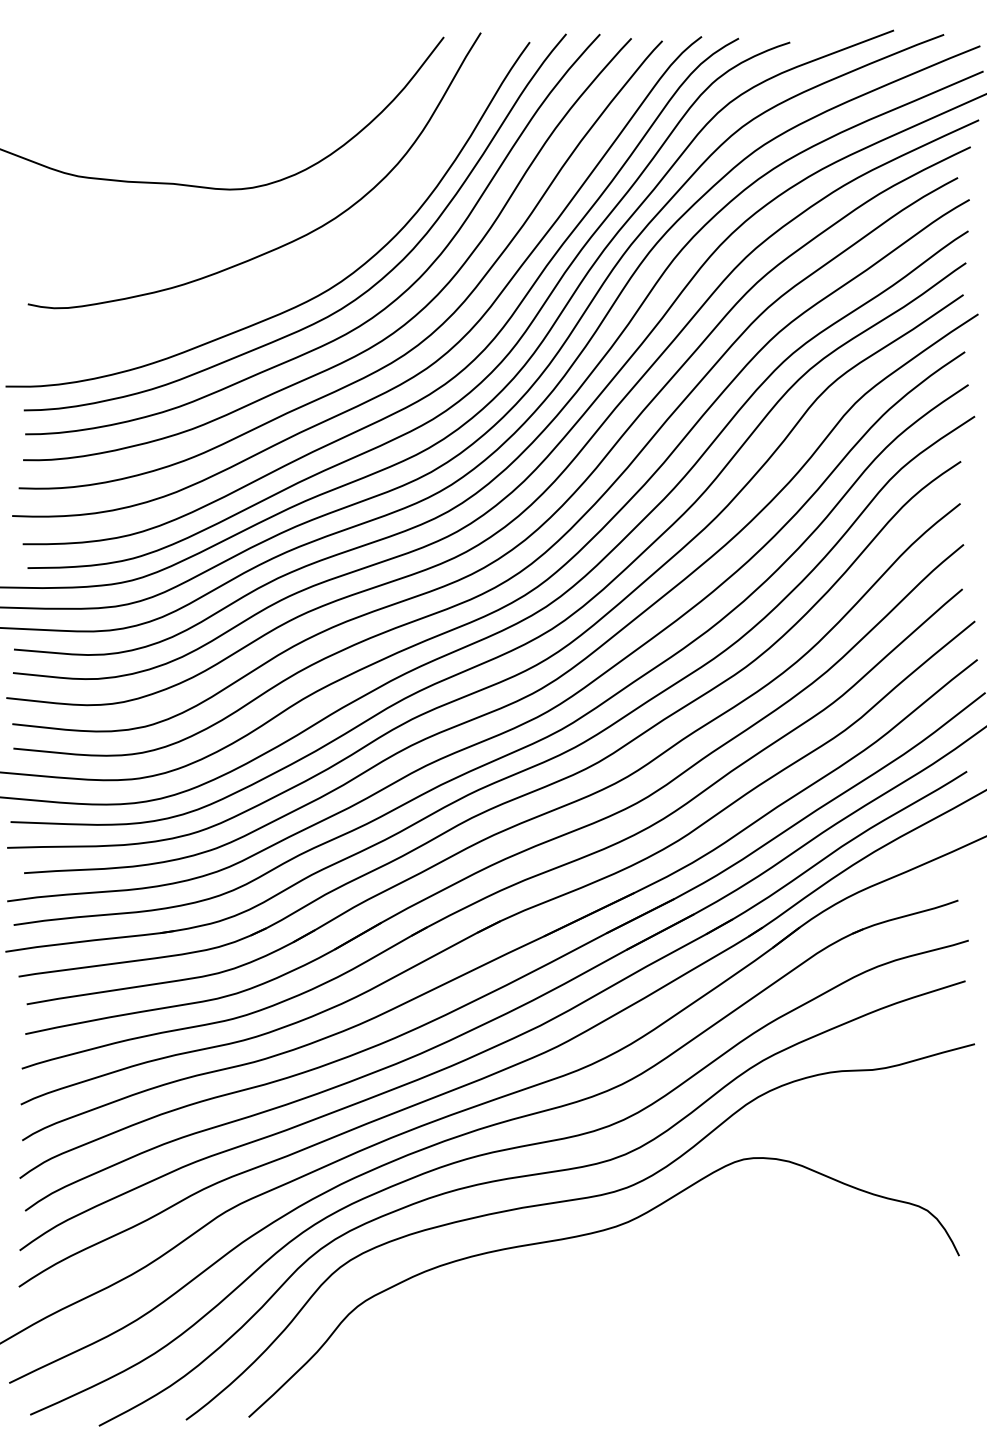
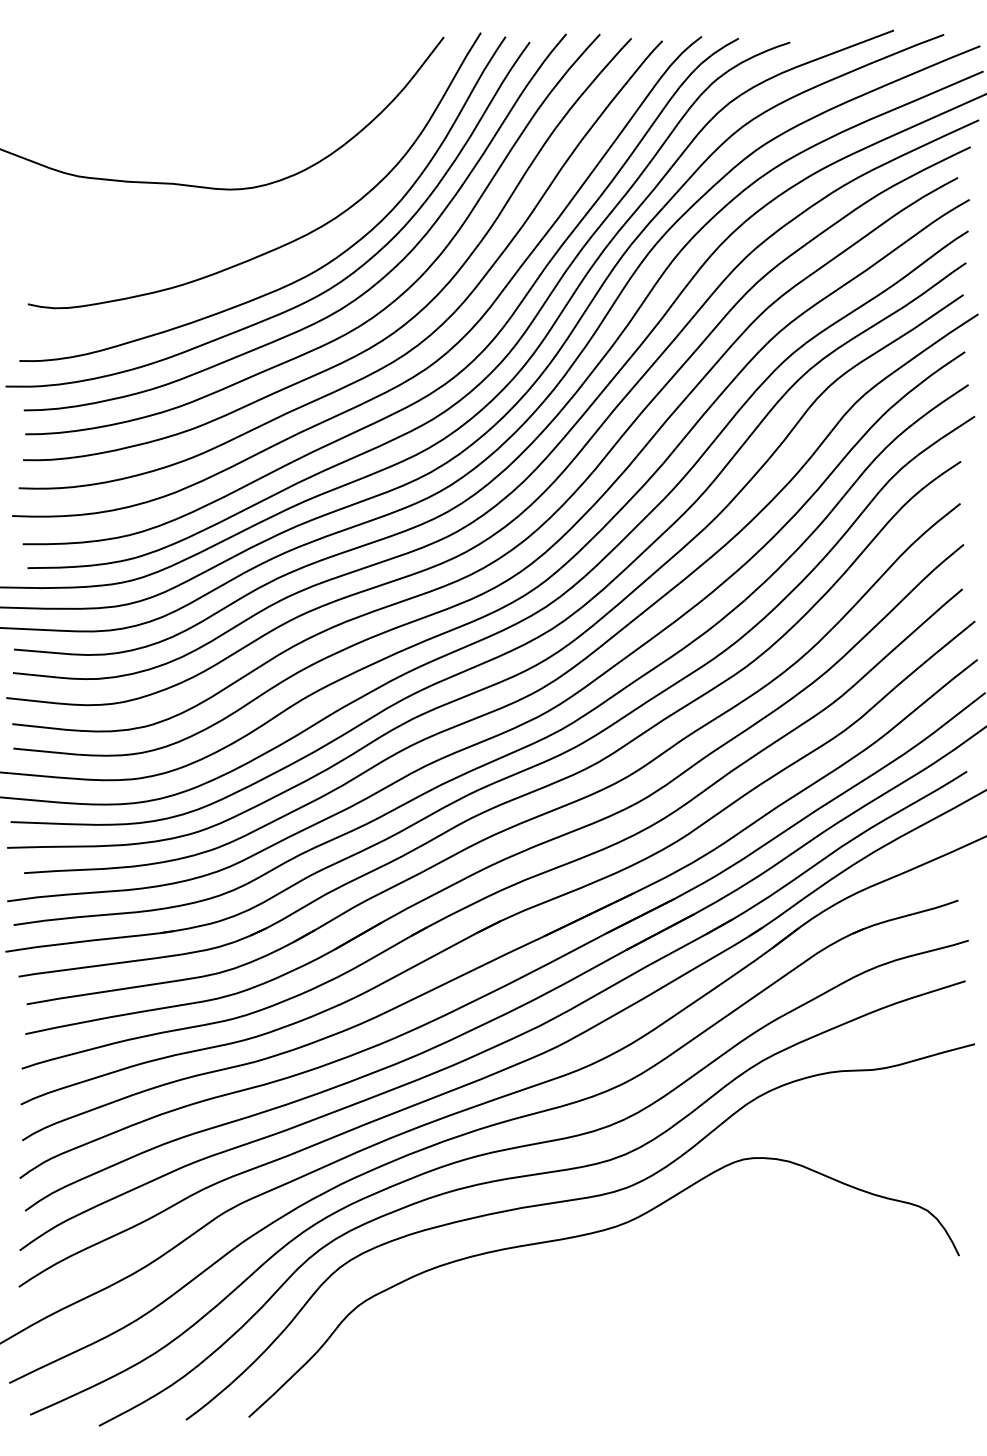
curve: none -> present (301, 277)
